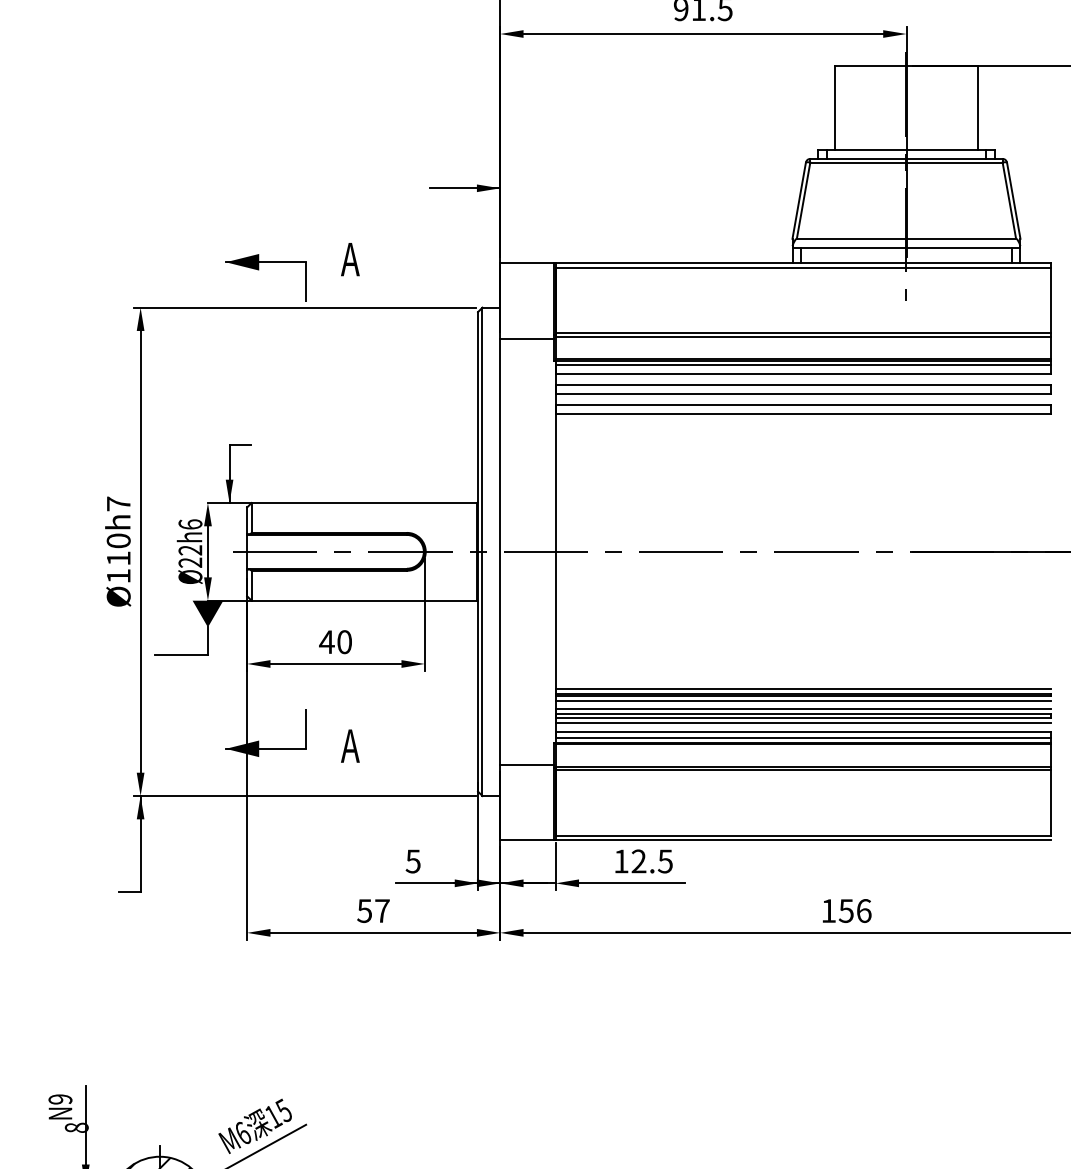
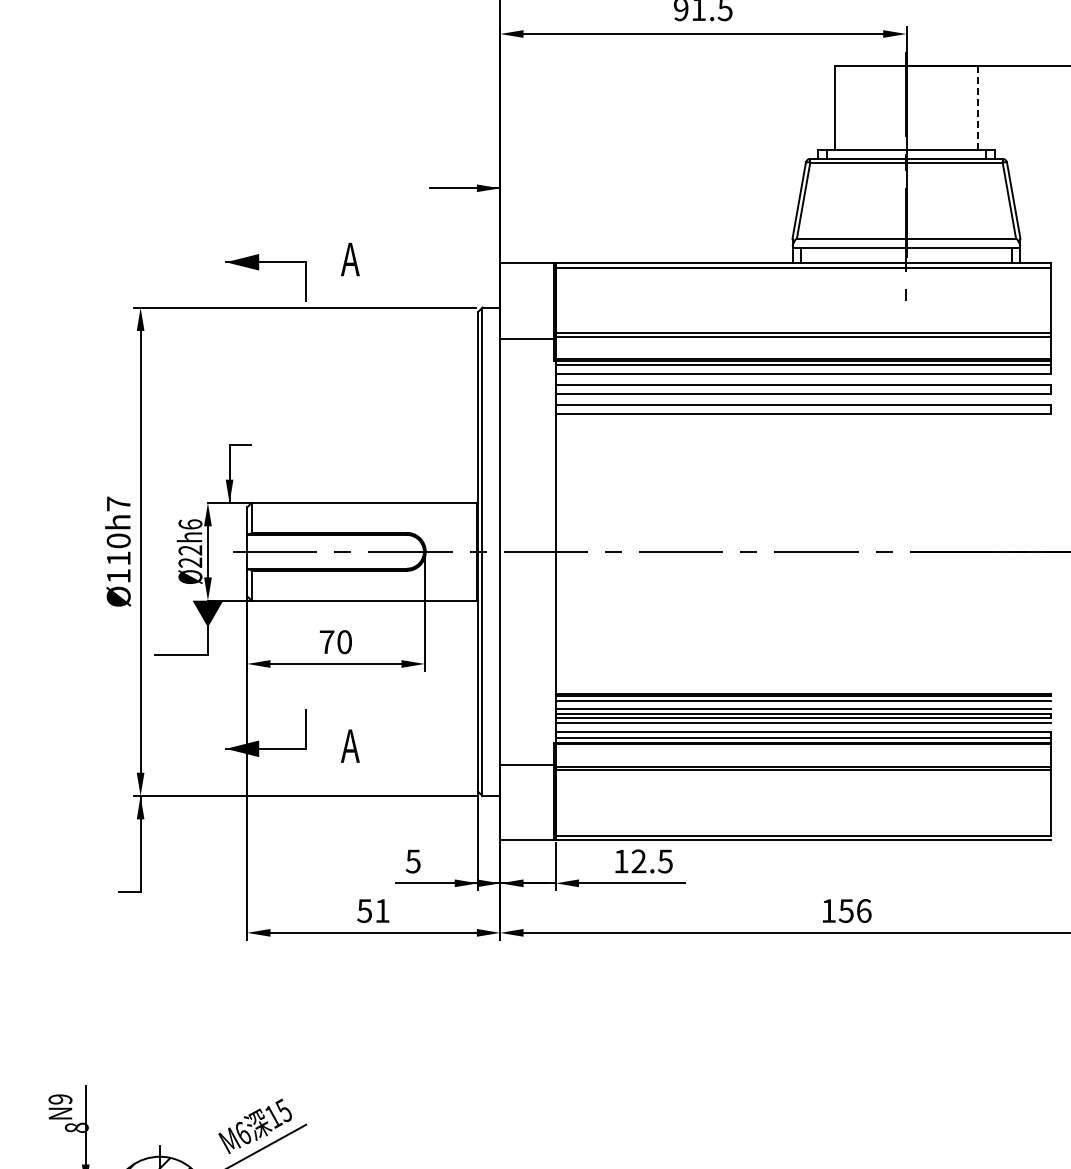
line: solid -> dashed (977, 107)
text: 40 -> 70 (326, 641)
line: present -> none (802, 689)
text: 57 -> 51 (382, 910)
